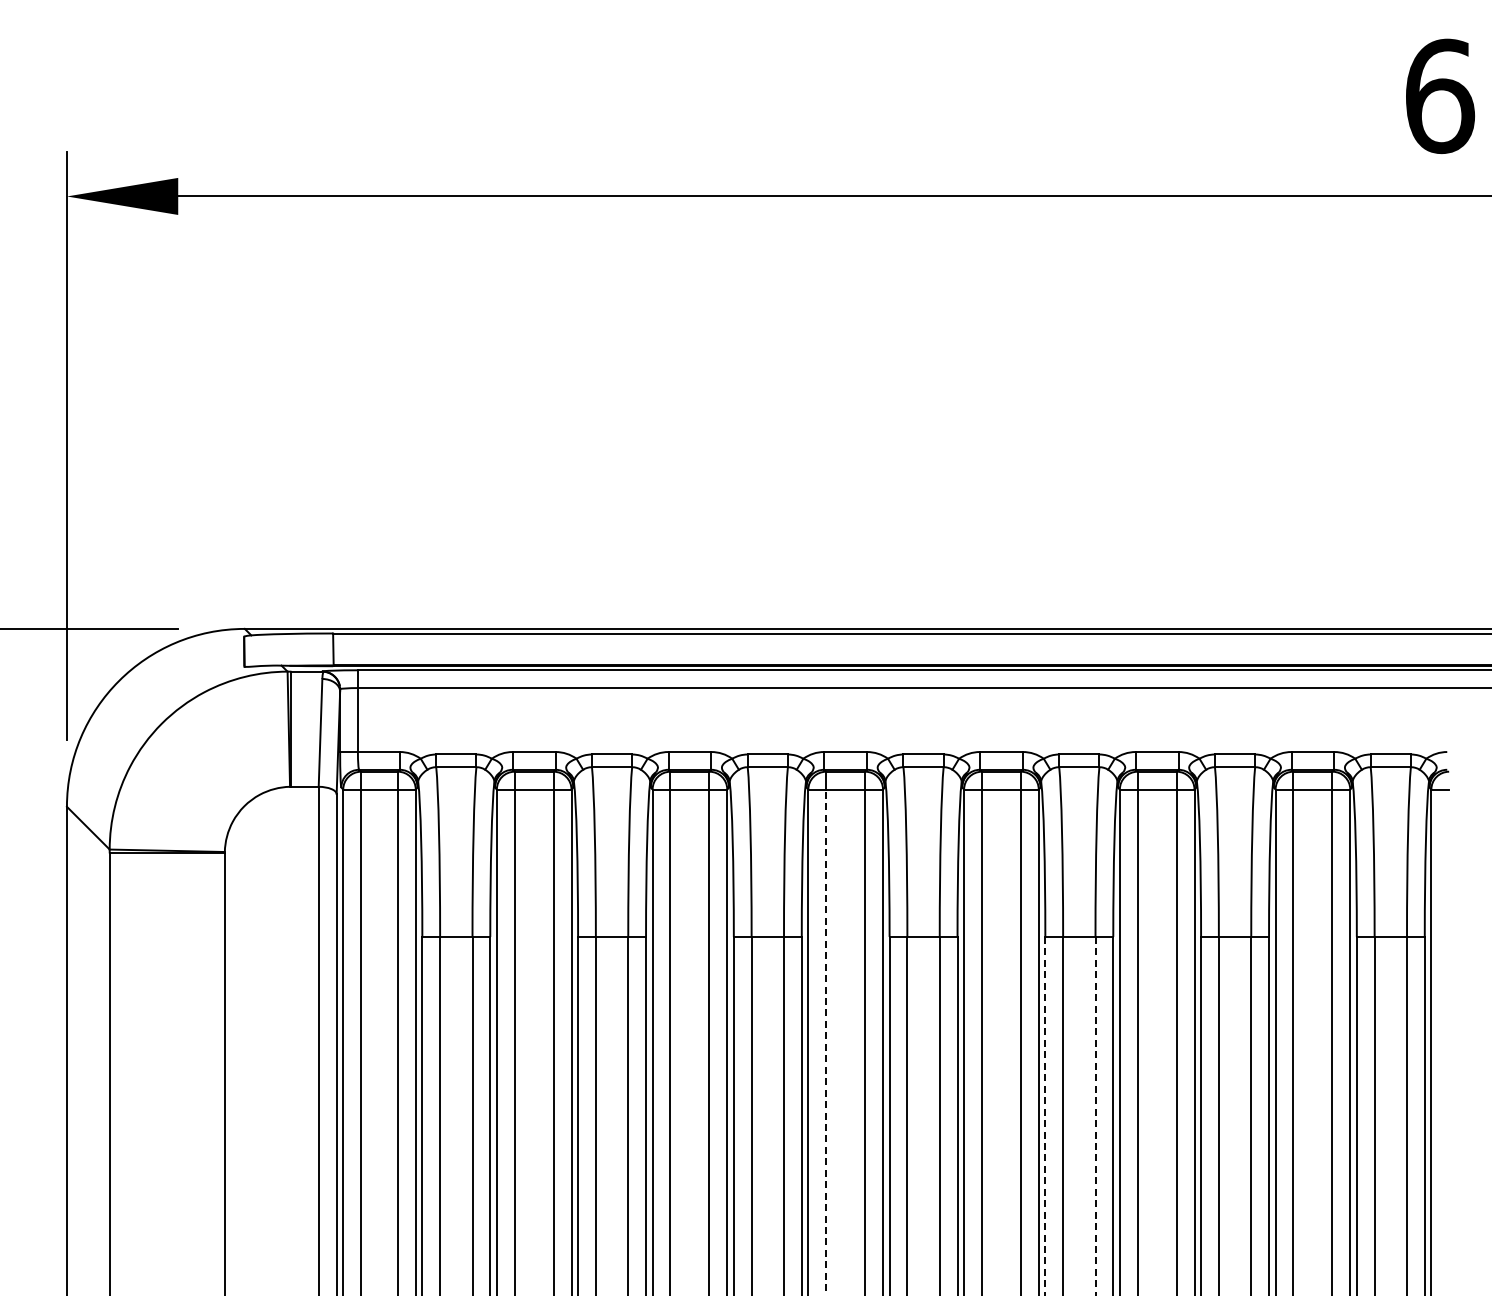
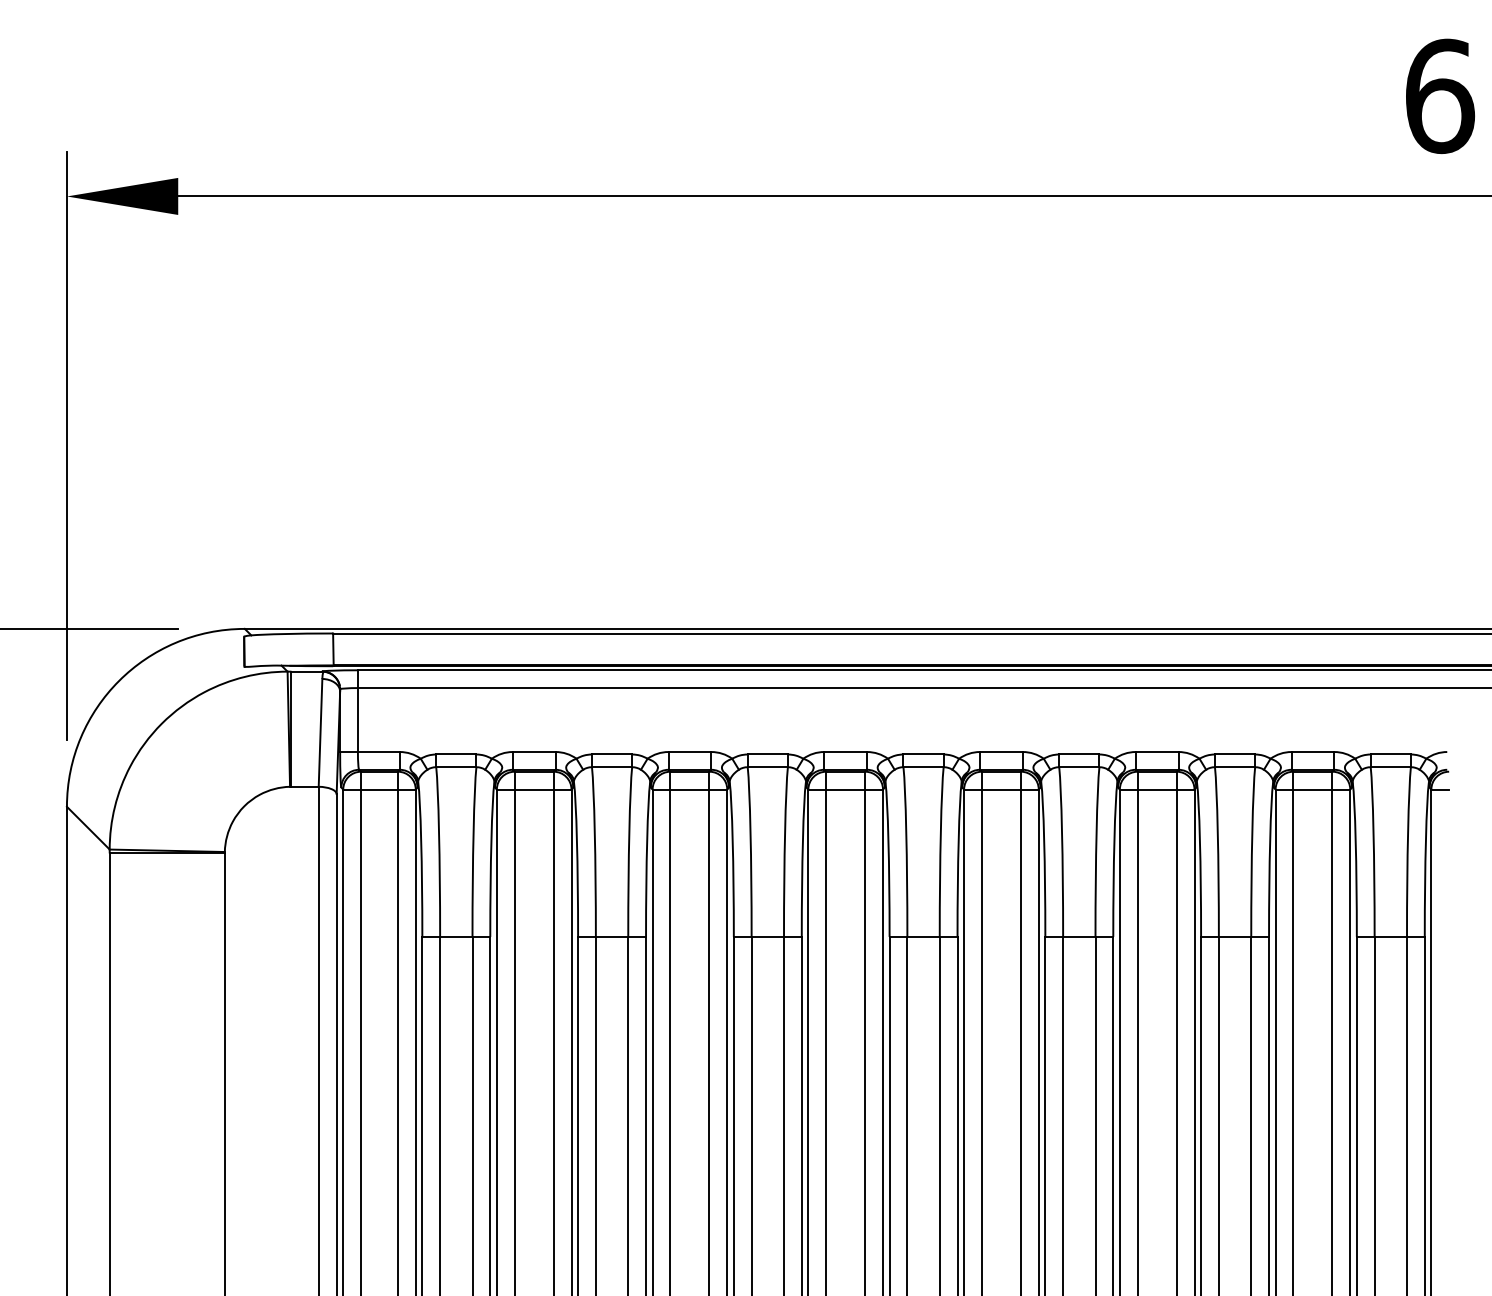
line: dashed -> solid (826, 1042)
line: dashed -> solid (1045, 1116)
line: dashed -> solid (1095, 1116)
